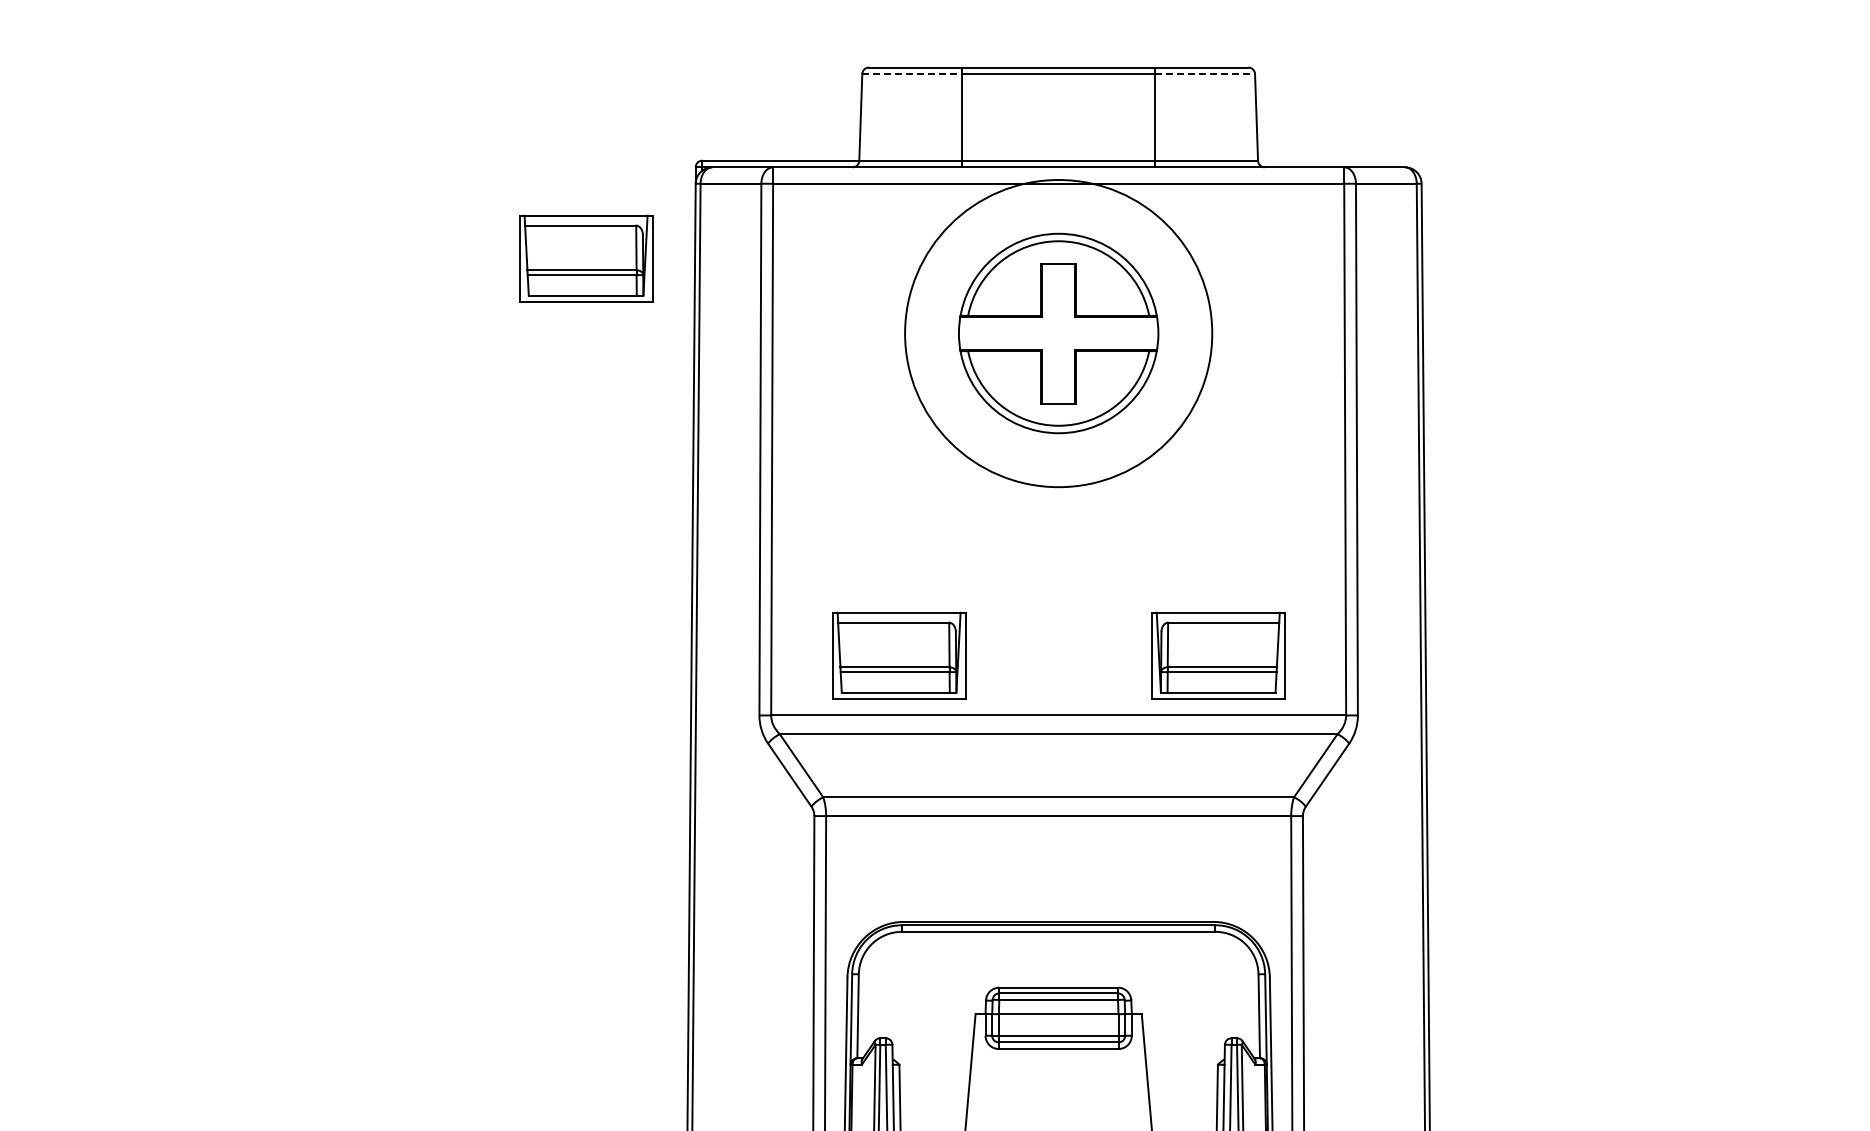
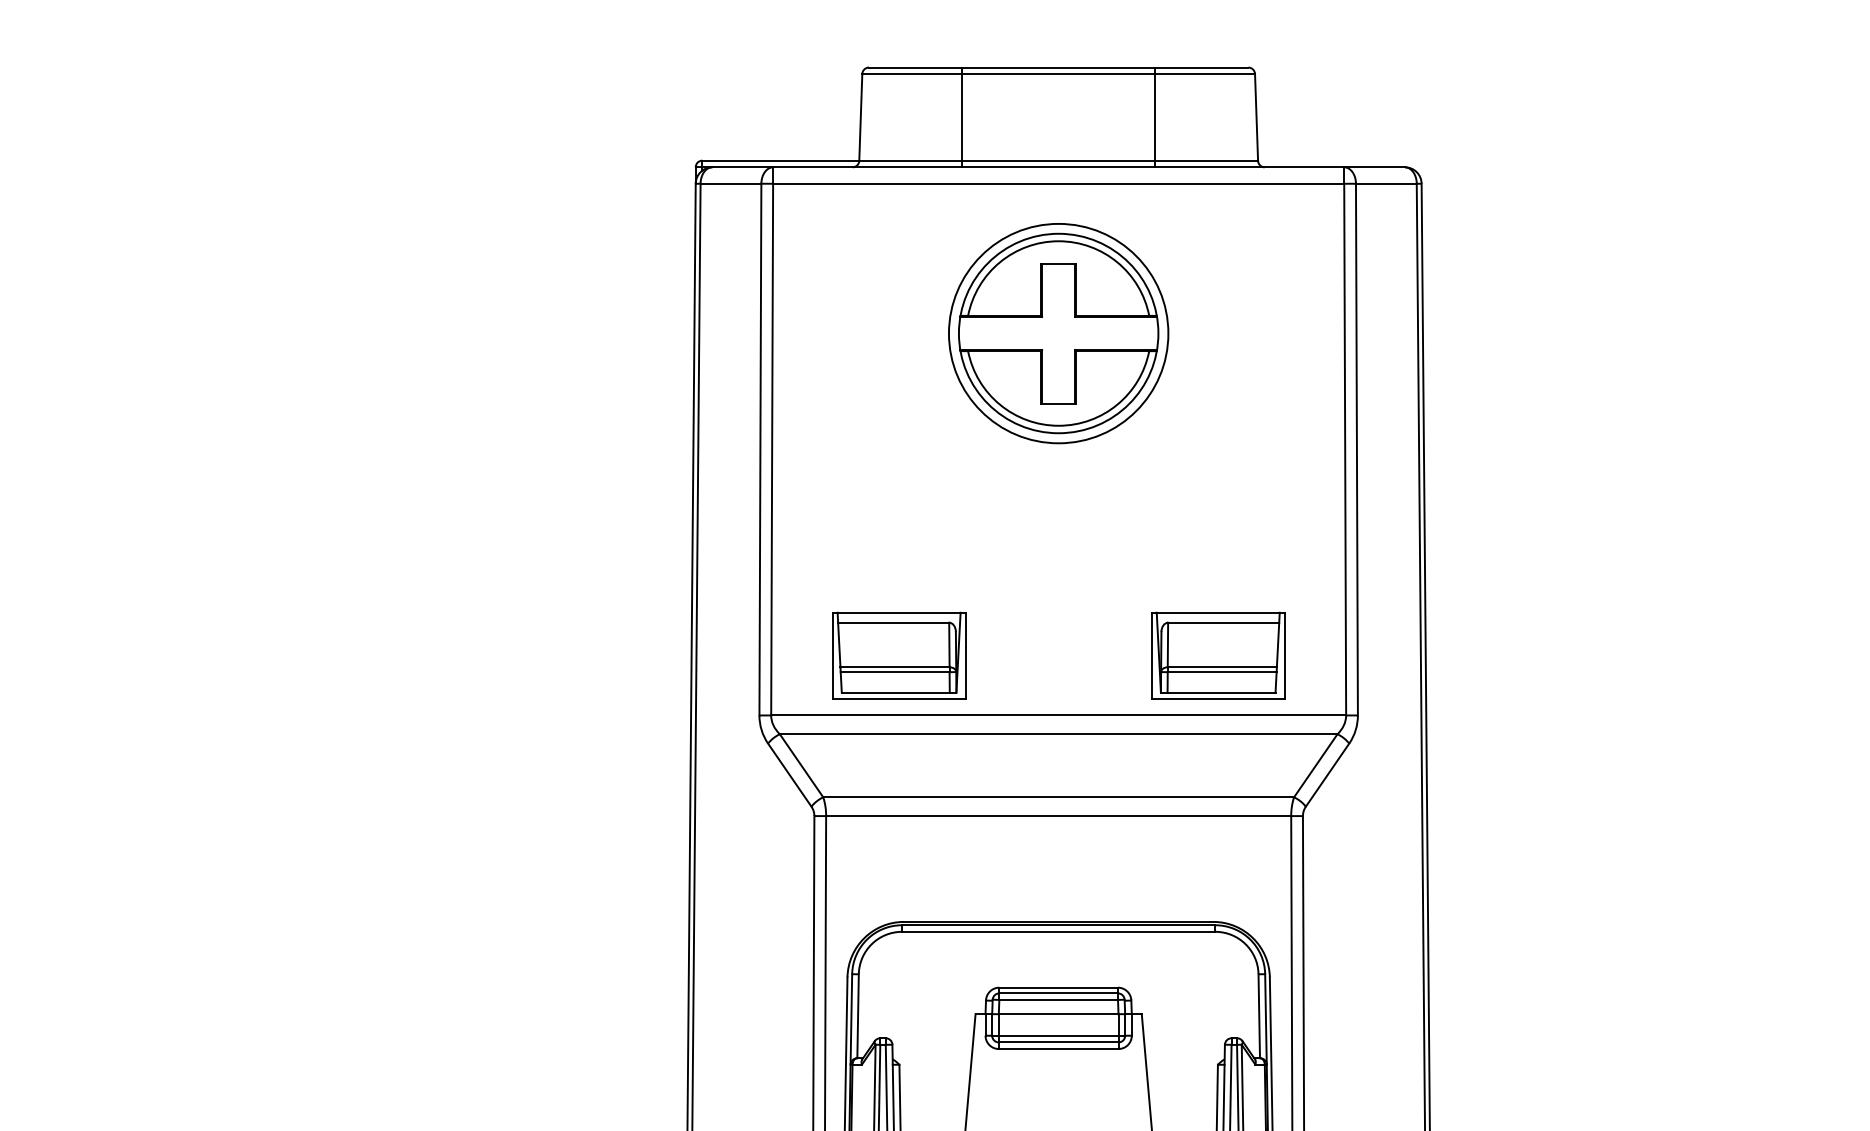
line: dashed -> solid (912, 73)
line: dashed -> solid (1205, 73)
part: present -> none (586, 258)
circle diameter: 307 px -> 219 px (1058, 333)
